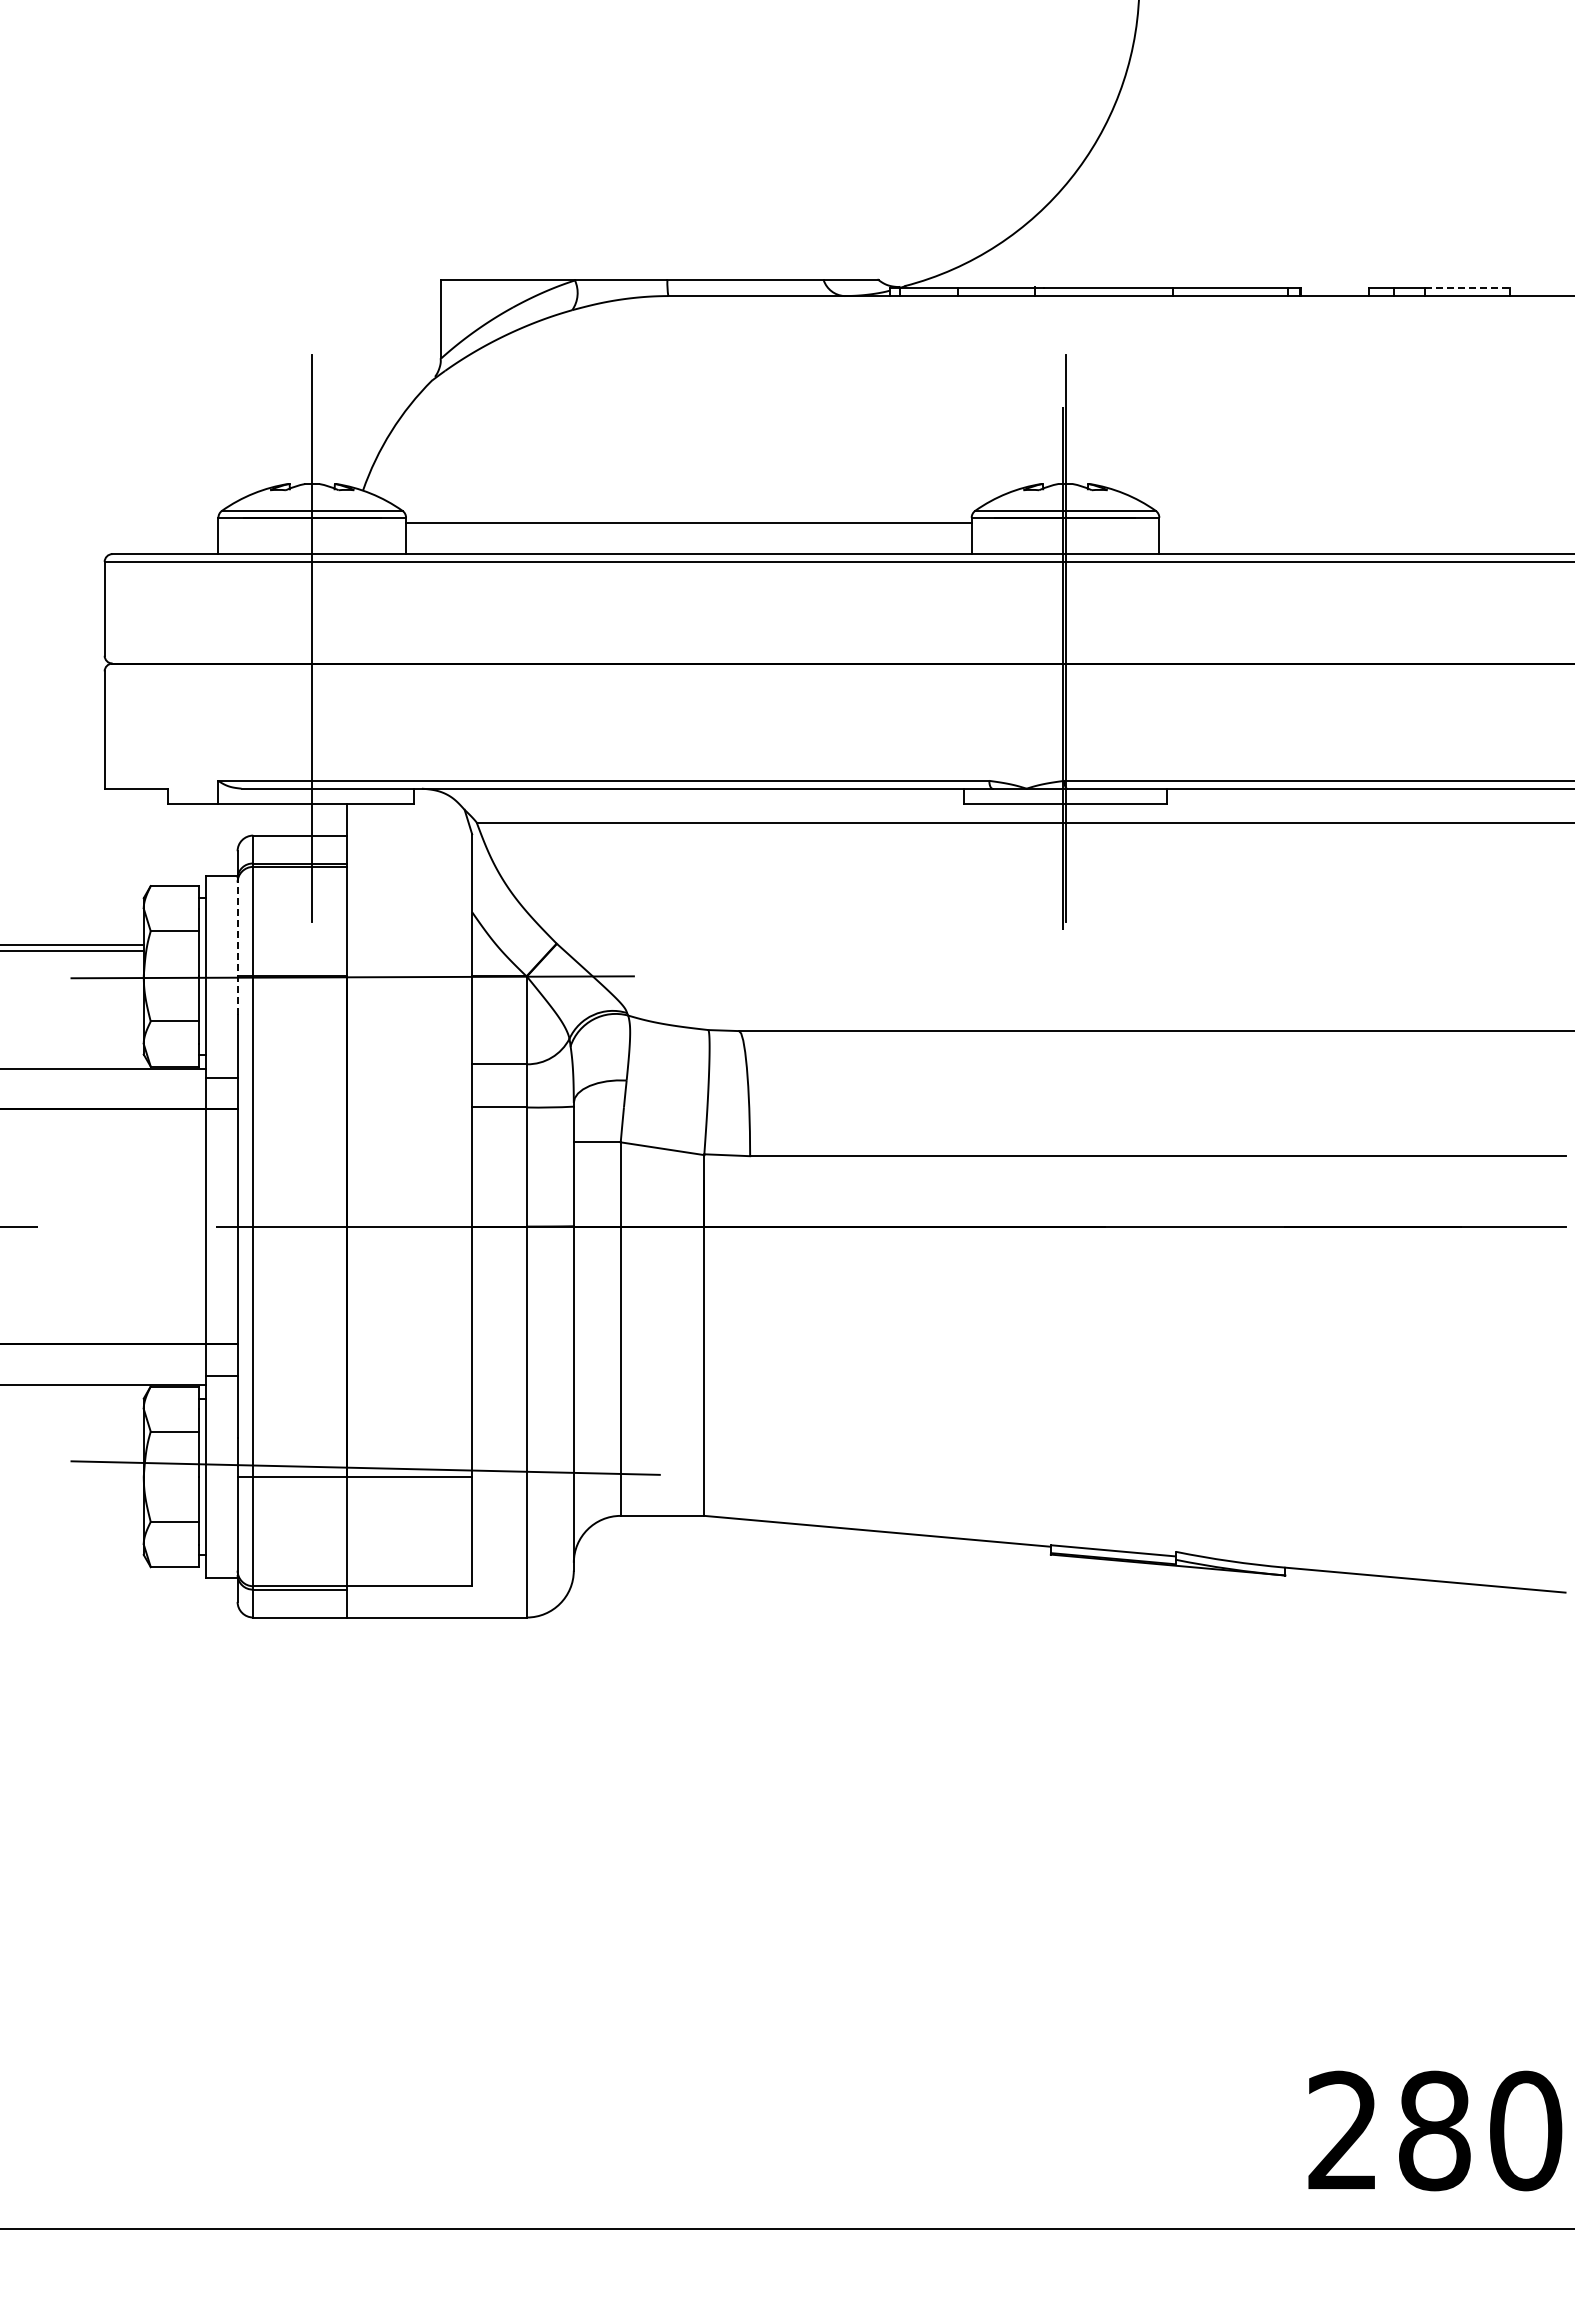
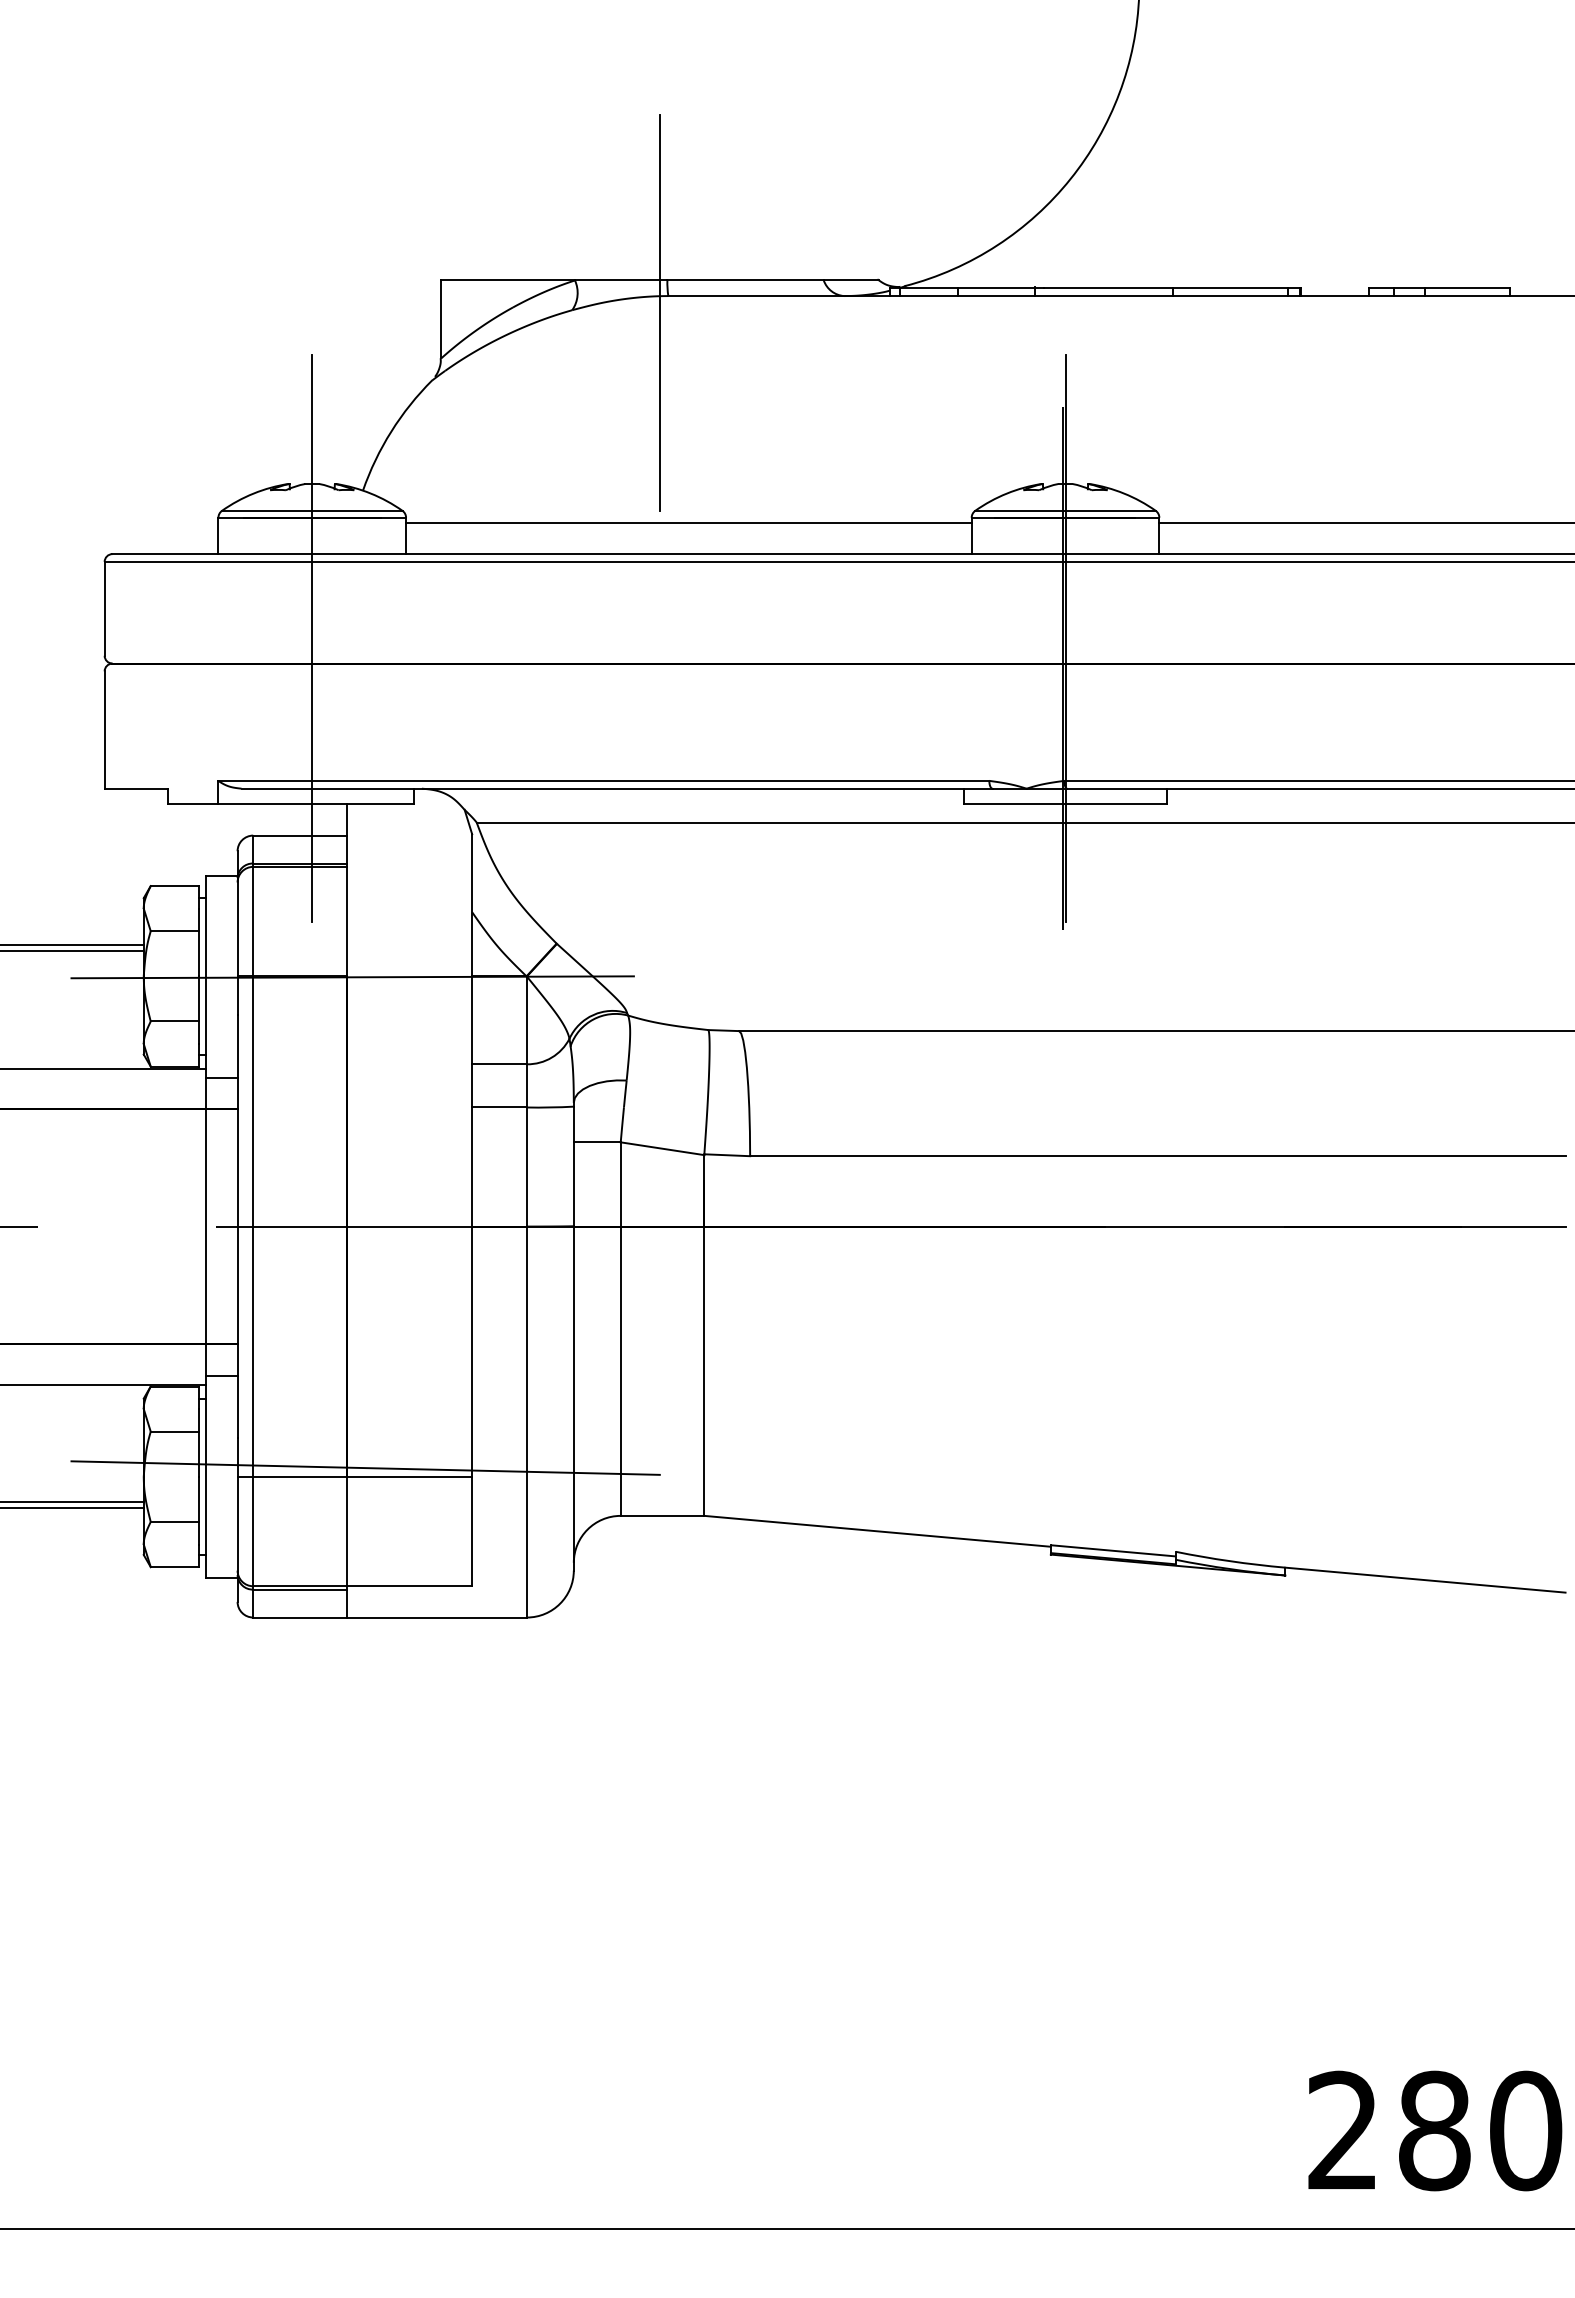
line: dashed -> solid (1467, 288)
line: none -> present (659, 312)
line: none -> present (1365, 523)
line: dashed -> solid (237, 945)
line: none -> present (72, 1501)
line: none -> present (72, 1508)
